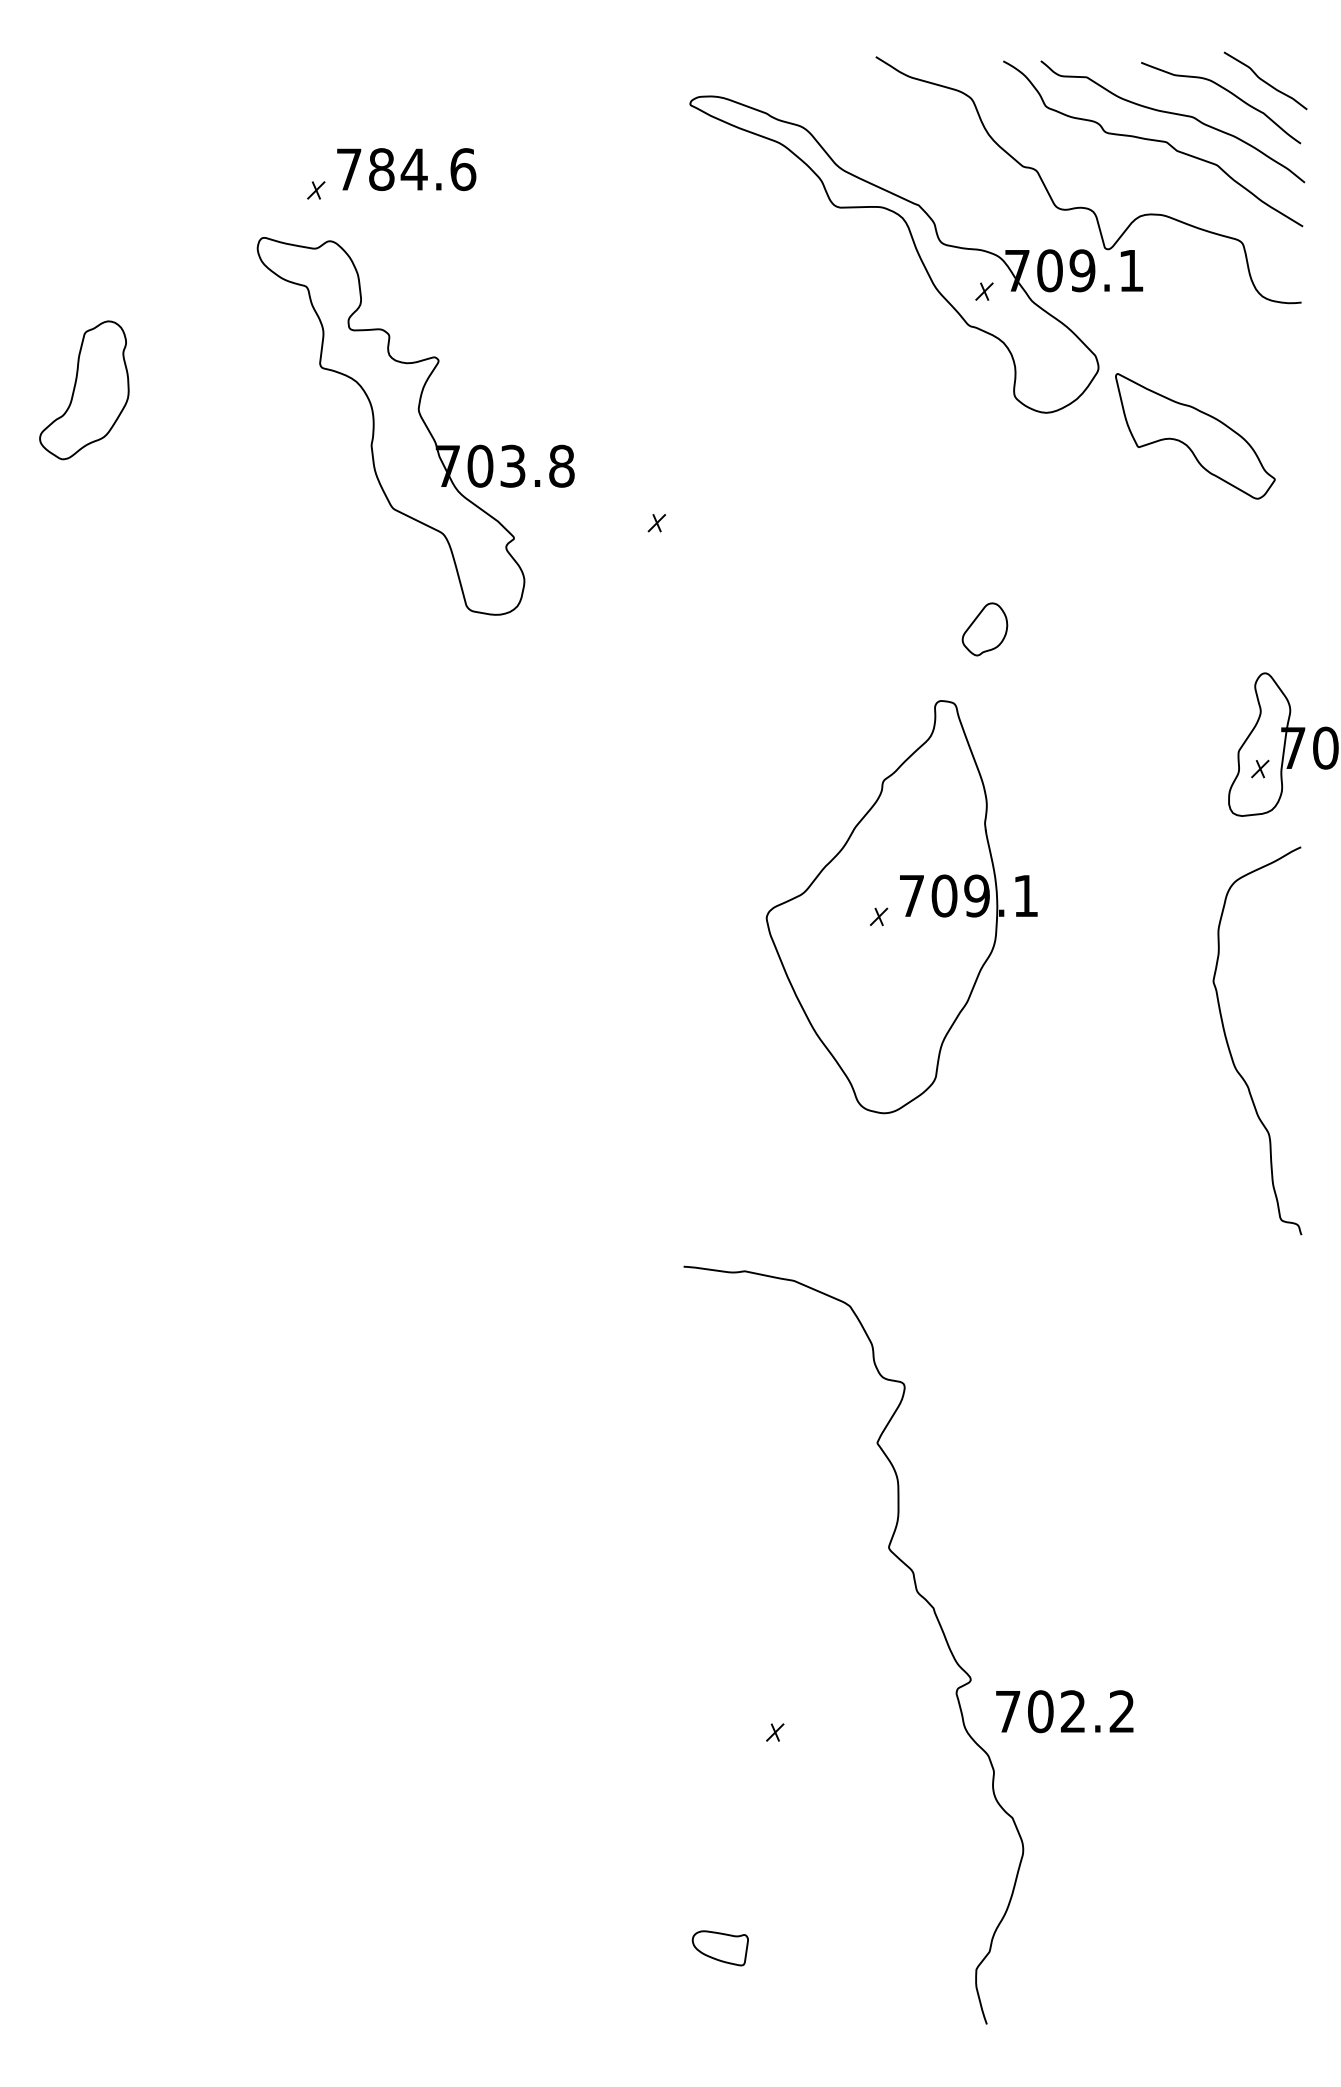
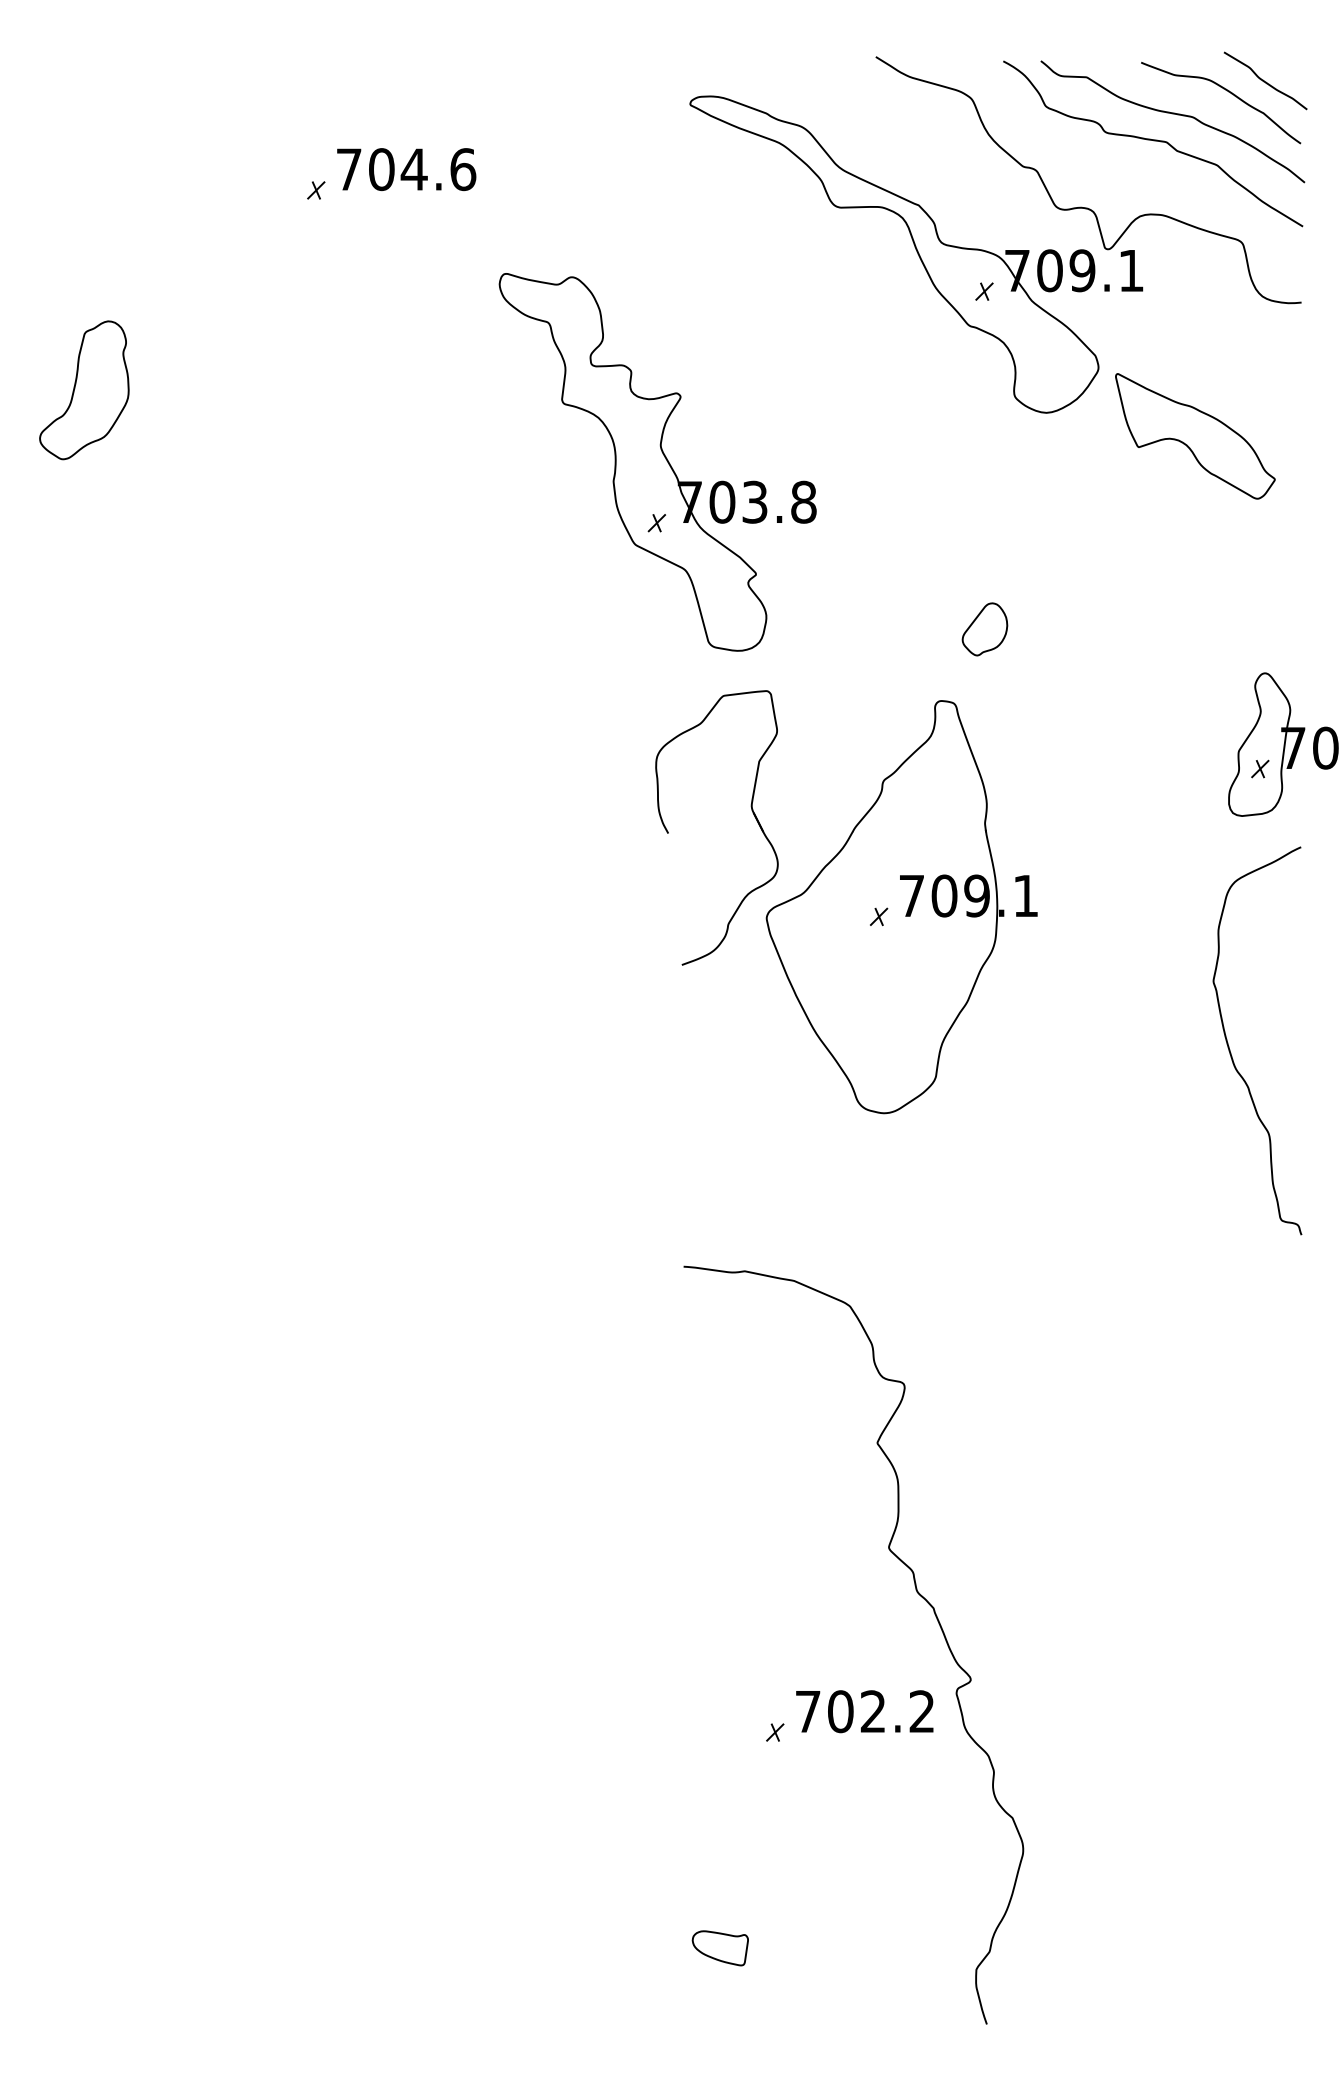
text: 784.6 -> 704.6 (381, 169)
part position: (415, 426) -> (657, 462) (657, 462)
part: none -> present (752, 813)
text position: (1064, 1711) -> (864, 1711) (864, 1711)
